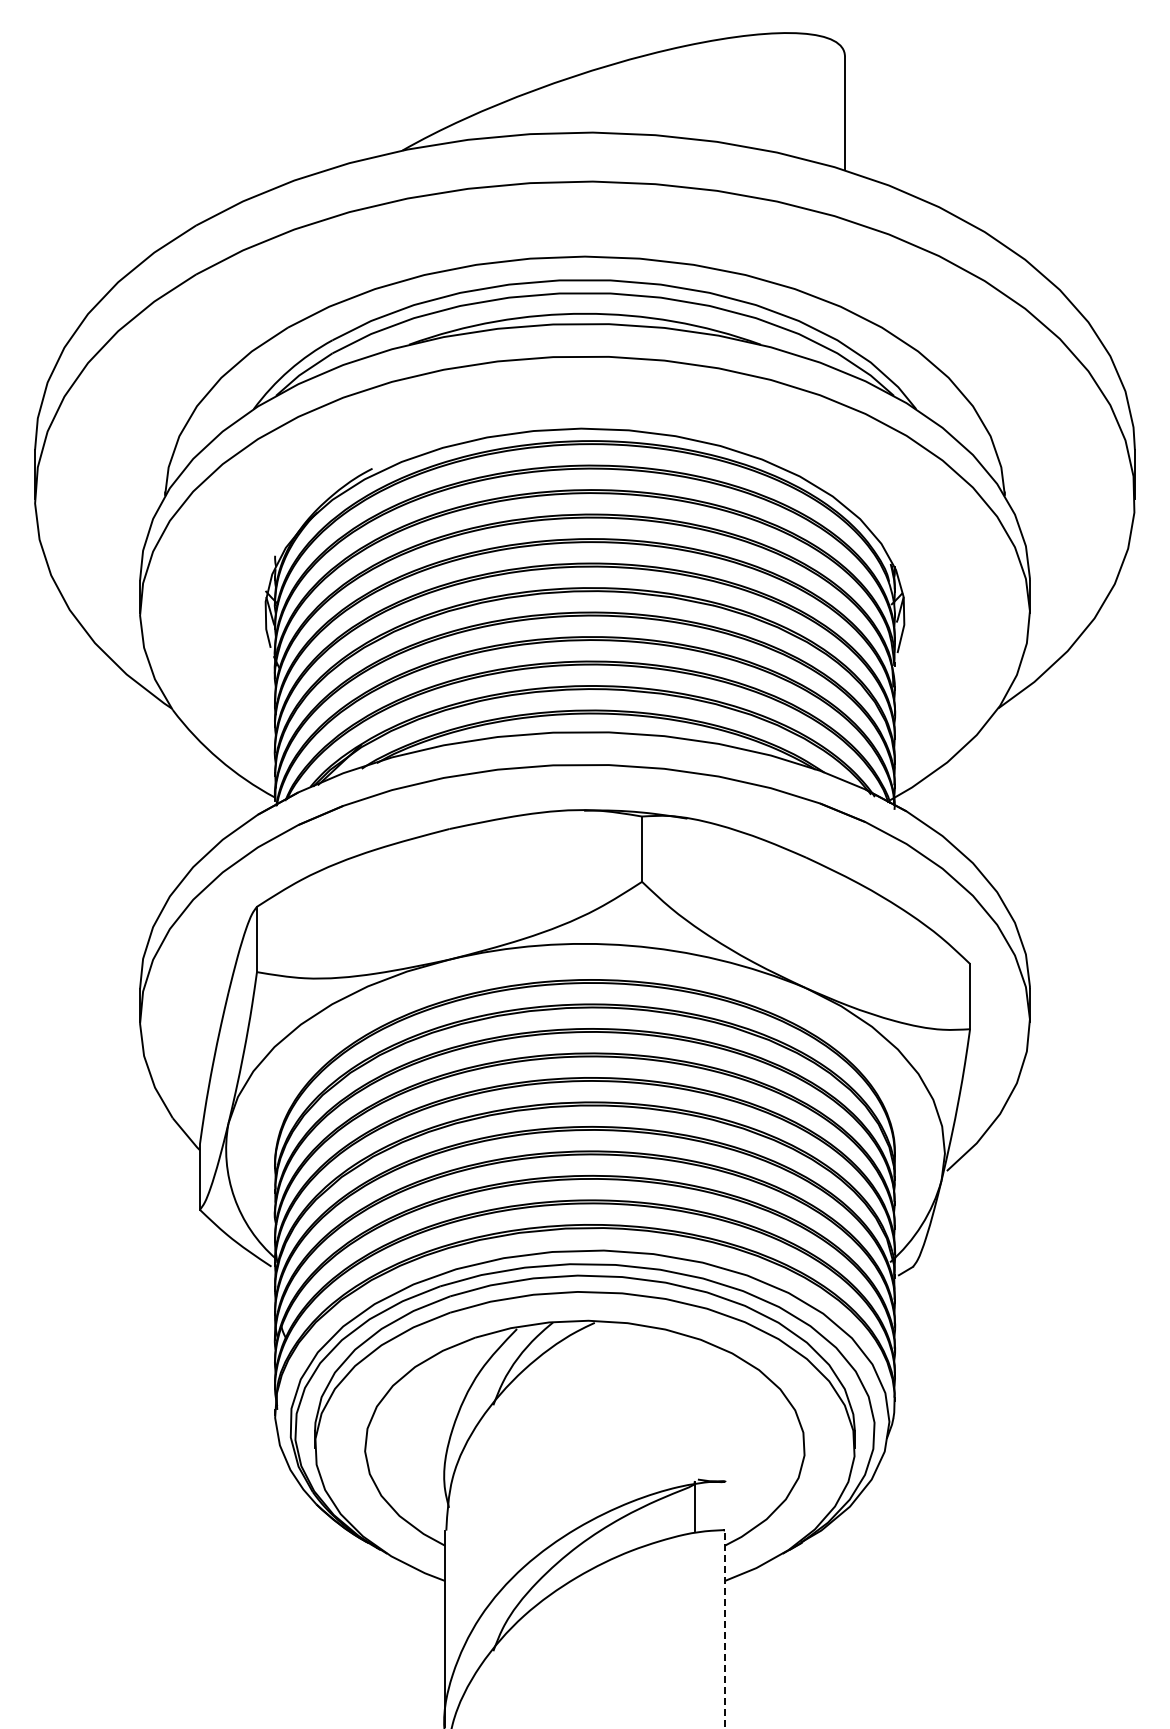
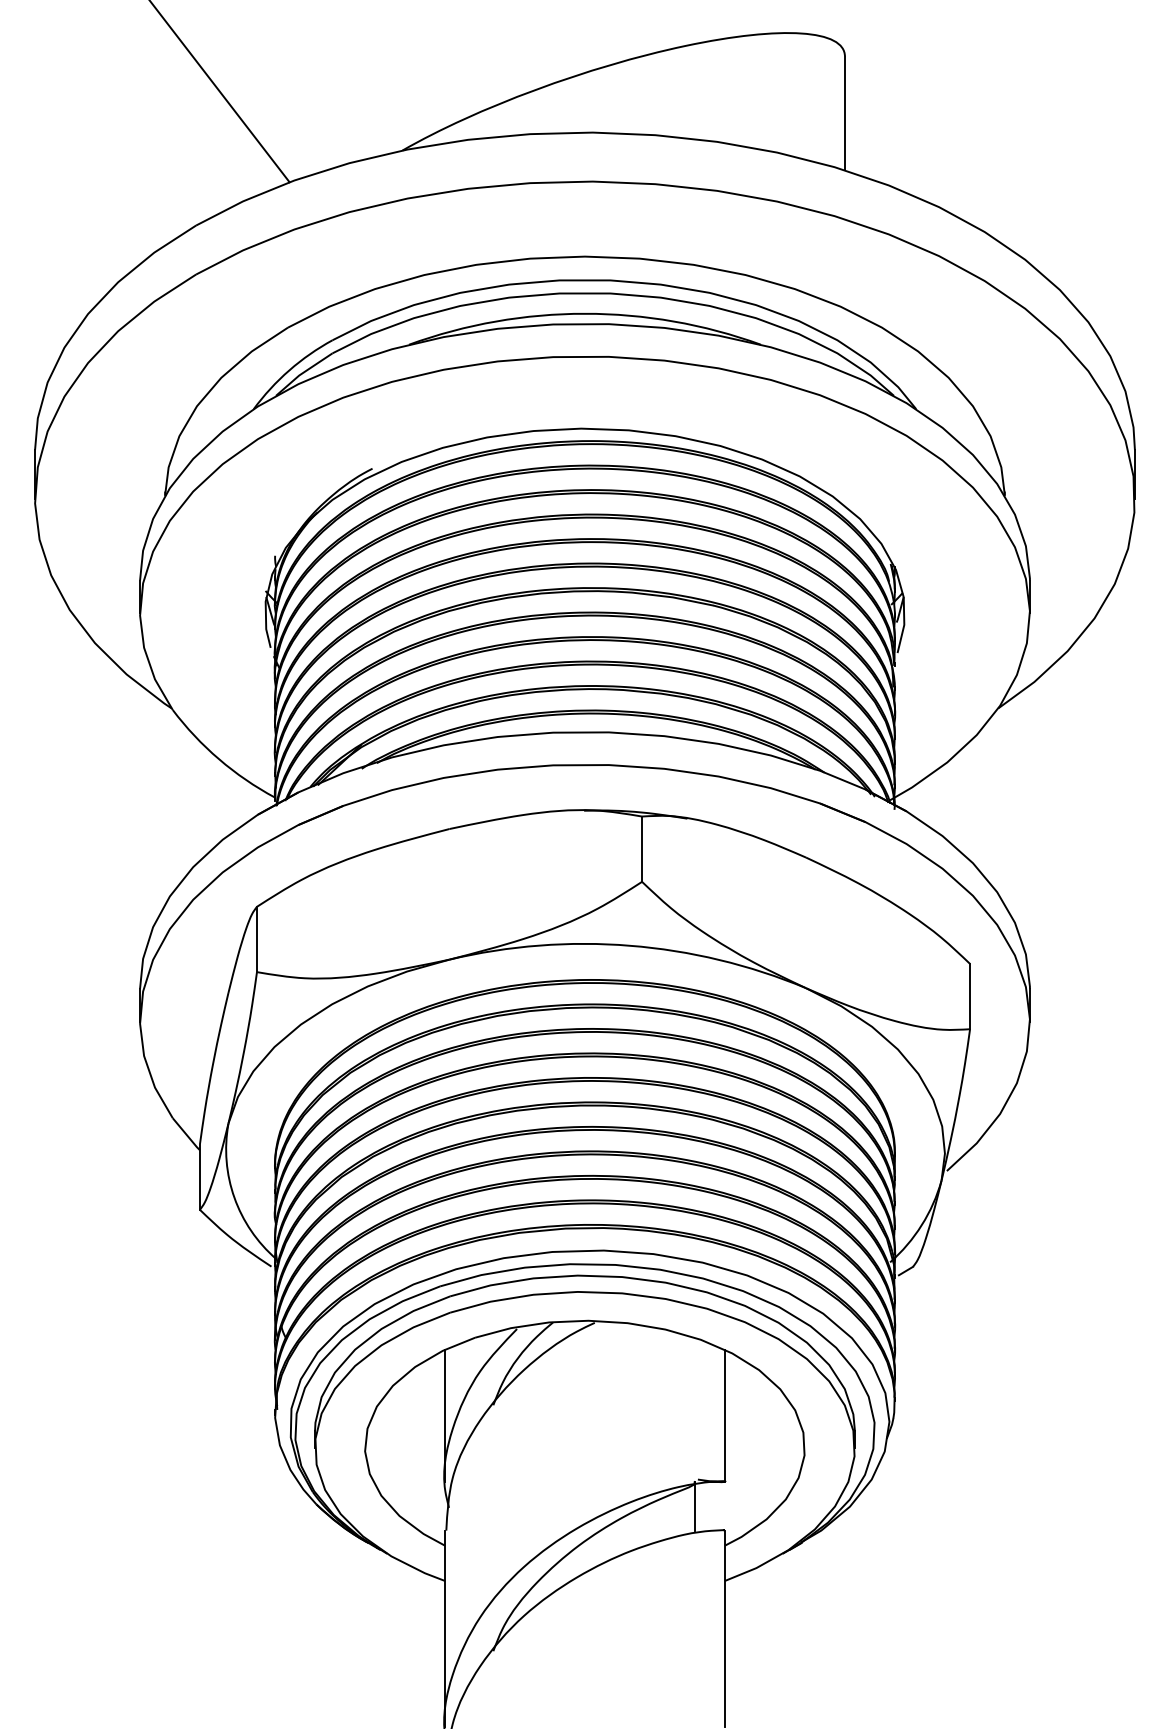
line: none -> present (220, 92)
line: none -> present (445, 1415)
line: none -> present (724, 1415)
line: dashed -> solid (724, 1628)
